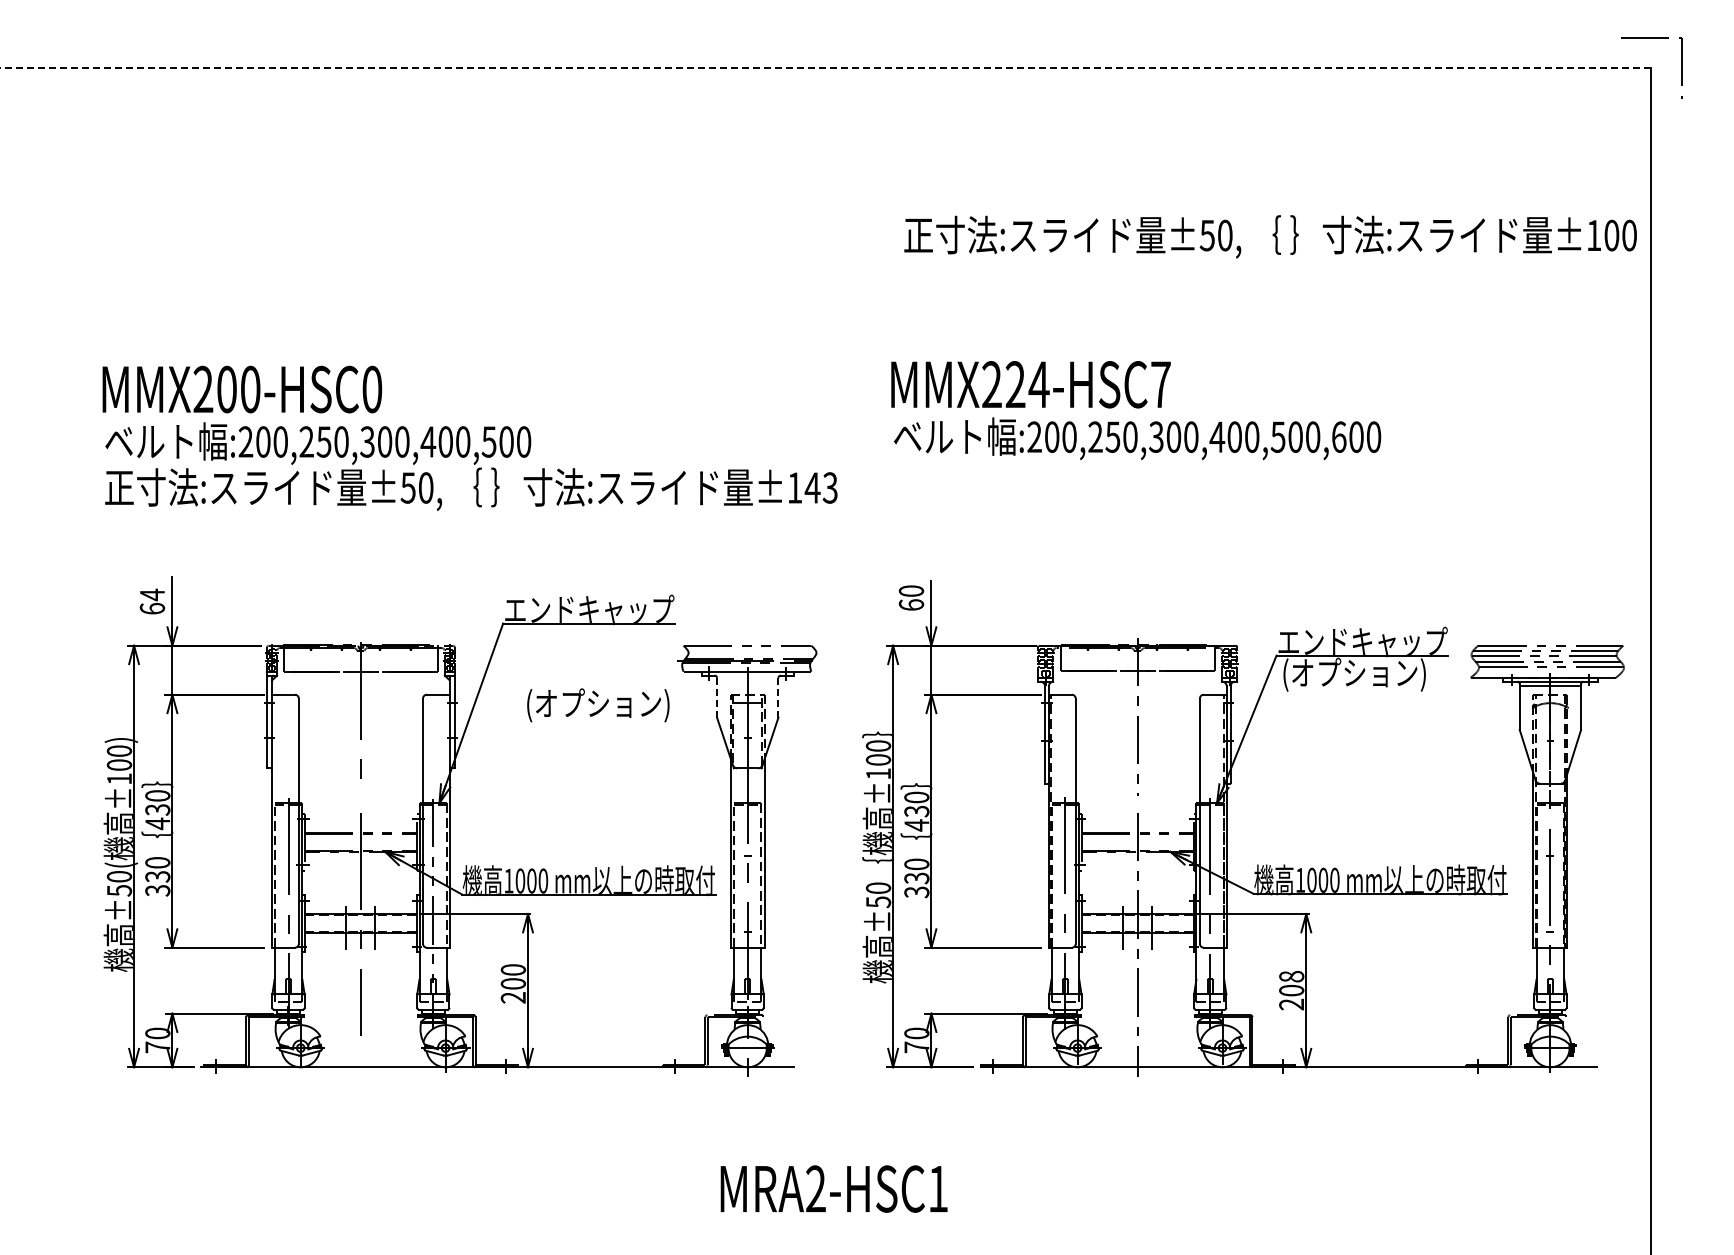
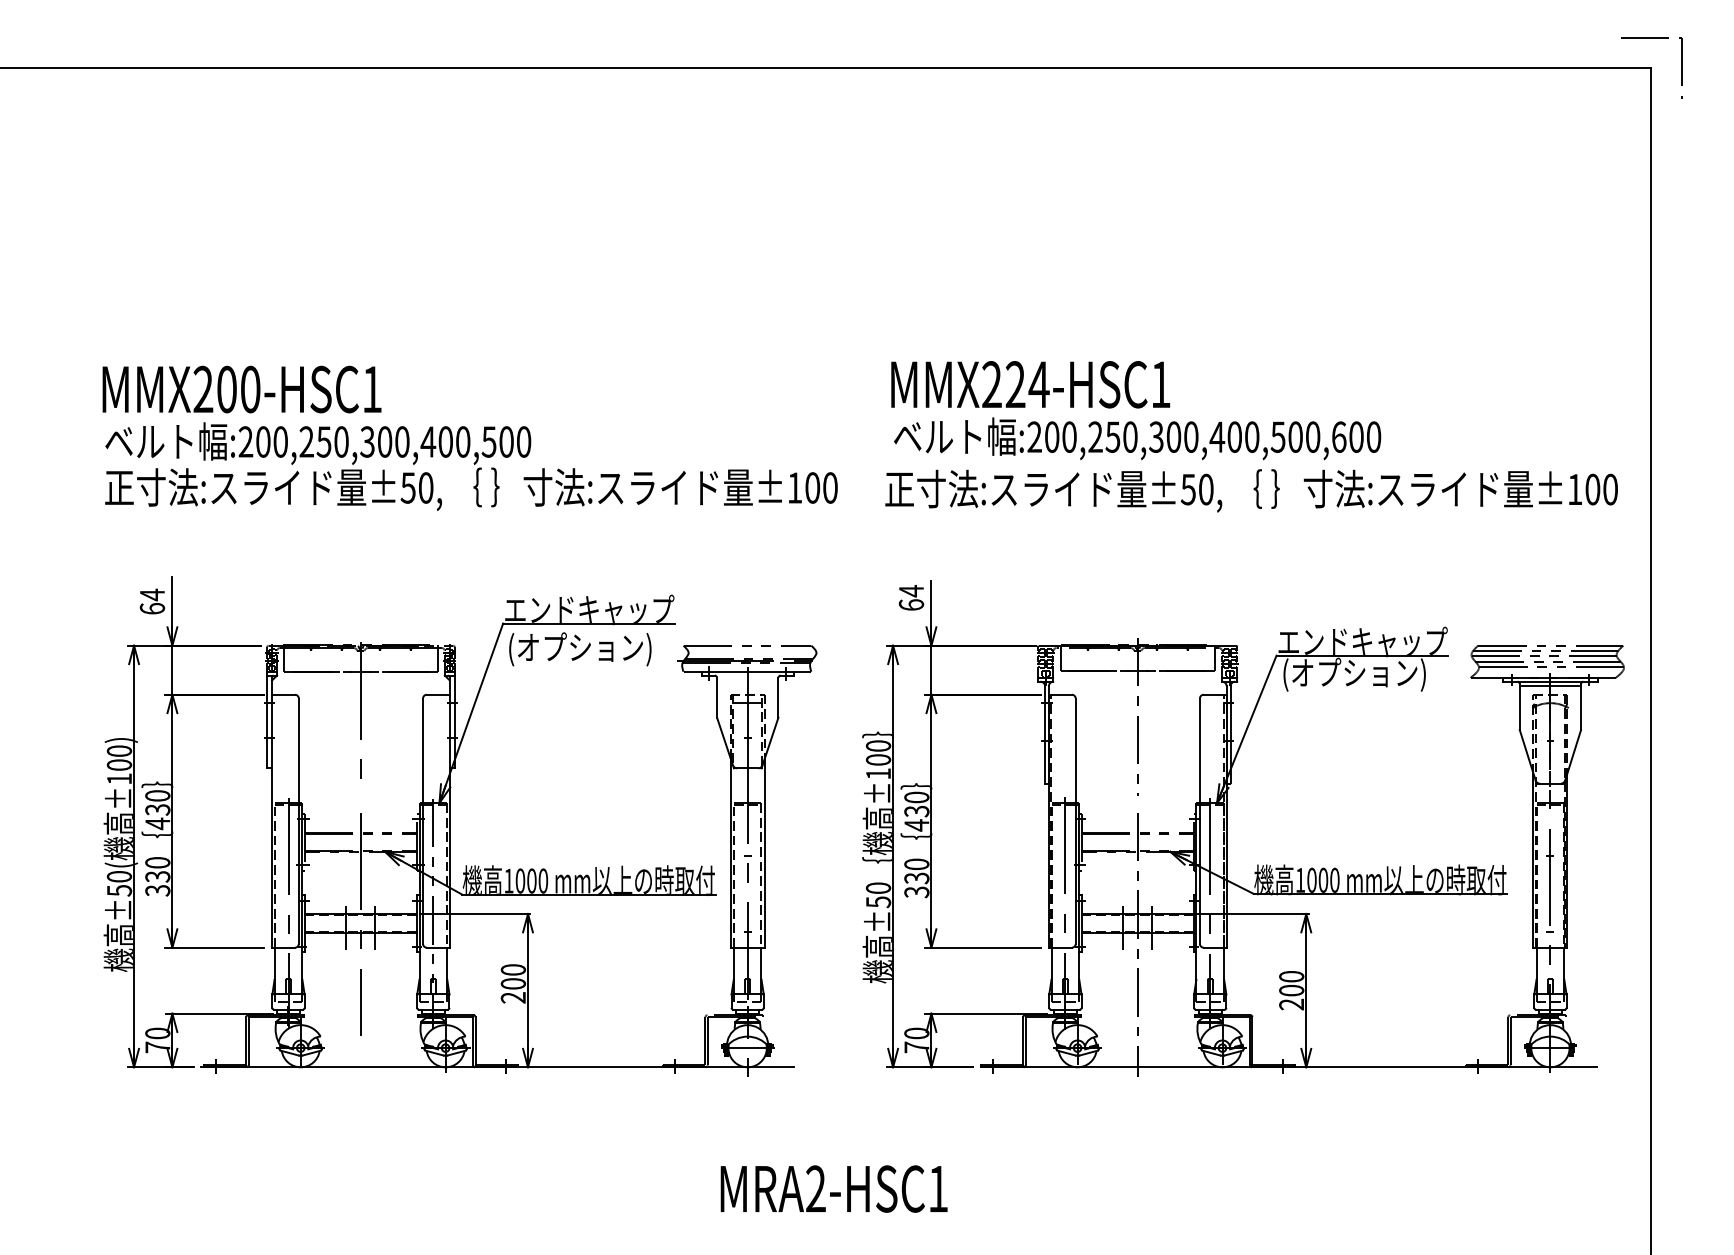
line: dashed -> solid (825, 68)
text position: (1270, 236) -> (1251, 490) (1251, 490)
text: MMX224-HSC7 -> MMX224-HSC1 (1160, 384)
text: MMX200-HSC0 -> MMX200-HSC1 (372, 389)
text: ±143 -> ±100 (820, 487)
text: 60 -> 64 (911, 591)
line: dashed -> solid (778, 697)
line: dashed -> solid (717, 698)
text position: (598, 705) -> (580, 649) (580, 649)
text: 208 -> 200 (1292, 976)
